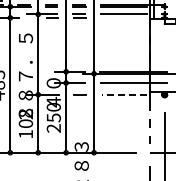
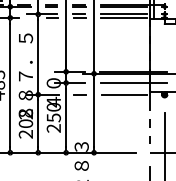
line: none -> present (124, 17)
line: dashed -> solid (124, 94)
text: 108 -> 208 (25, 134)
